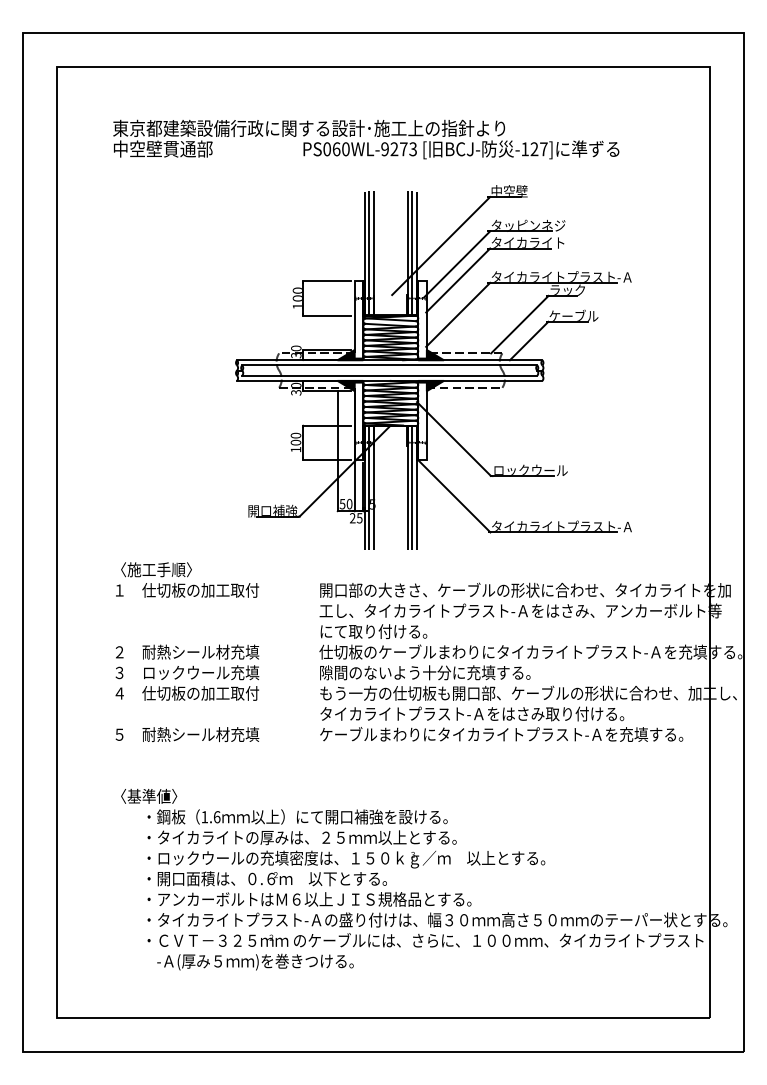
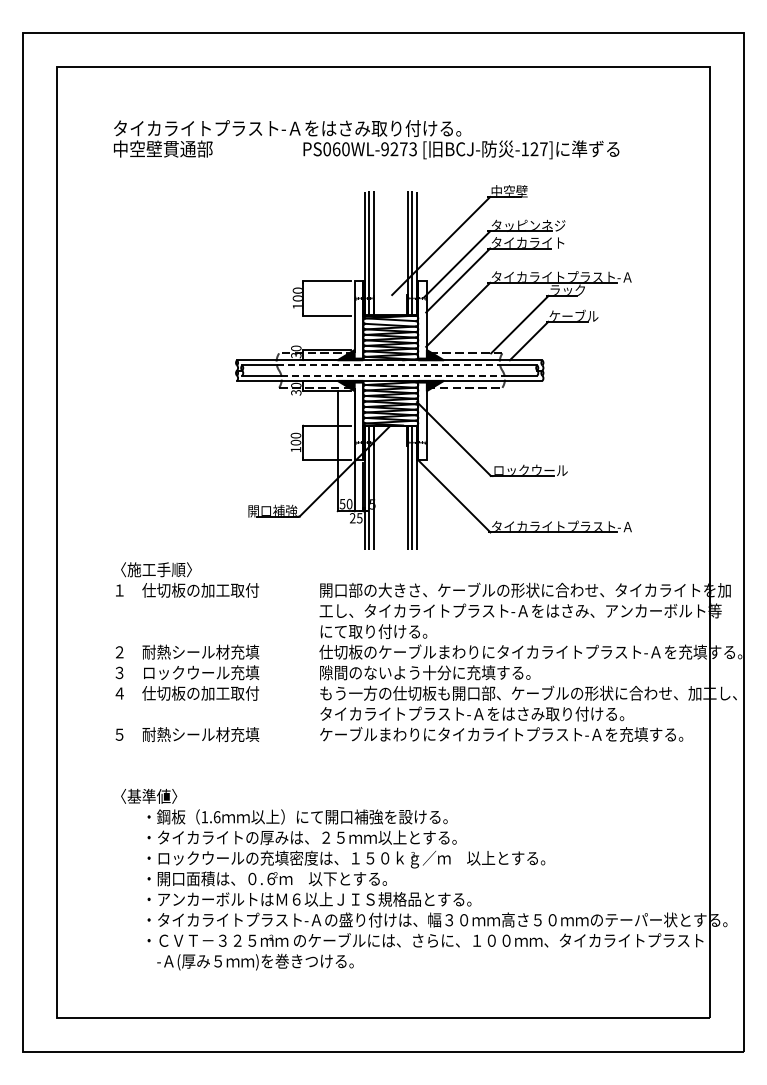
text: 東京都建築設備行政に関する設計･施工上の指針より -> タイカライトプラスト-Ａをはさみ取り付ける。 (309, 128)
line: solid -> dashed (388, 365)
line: solid -> dashed (392, 375)
